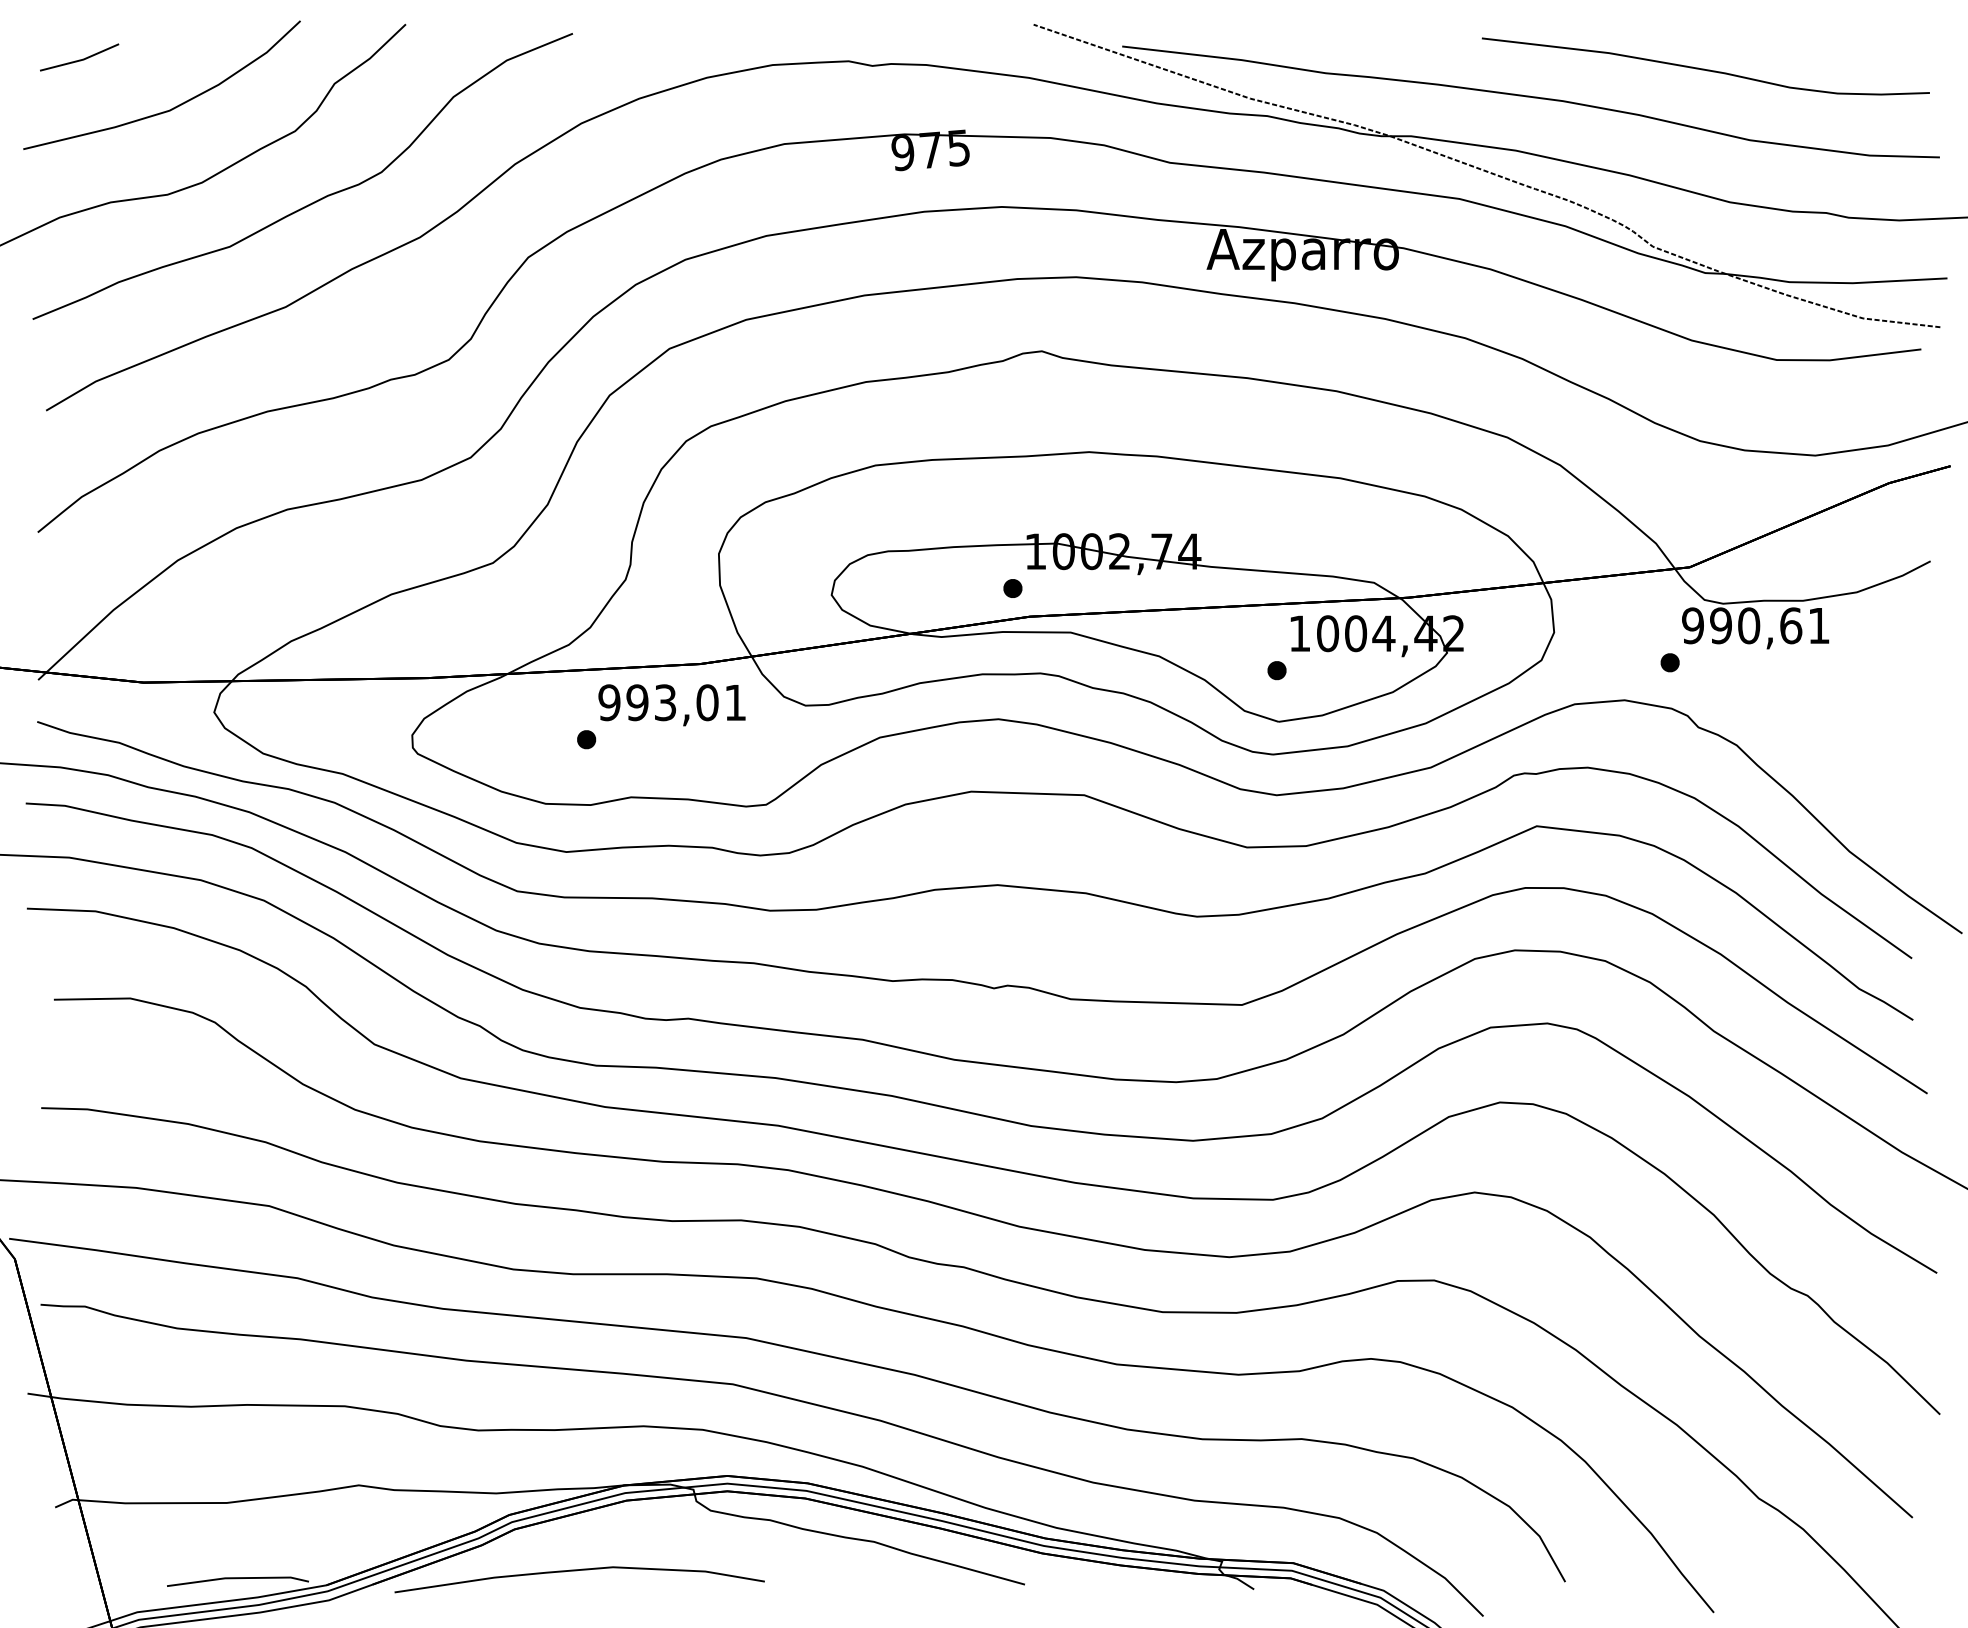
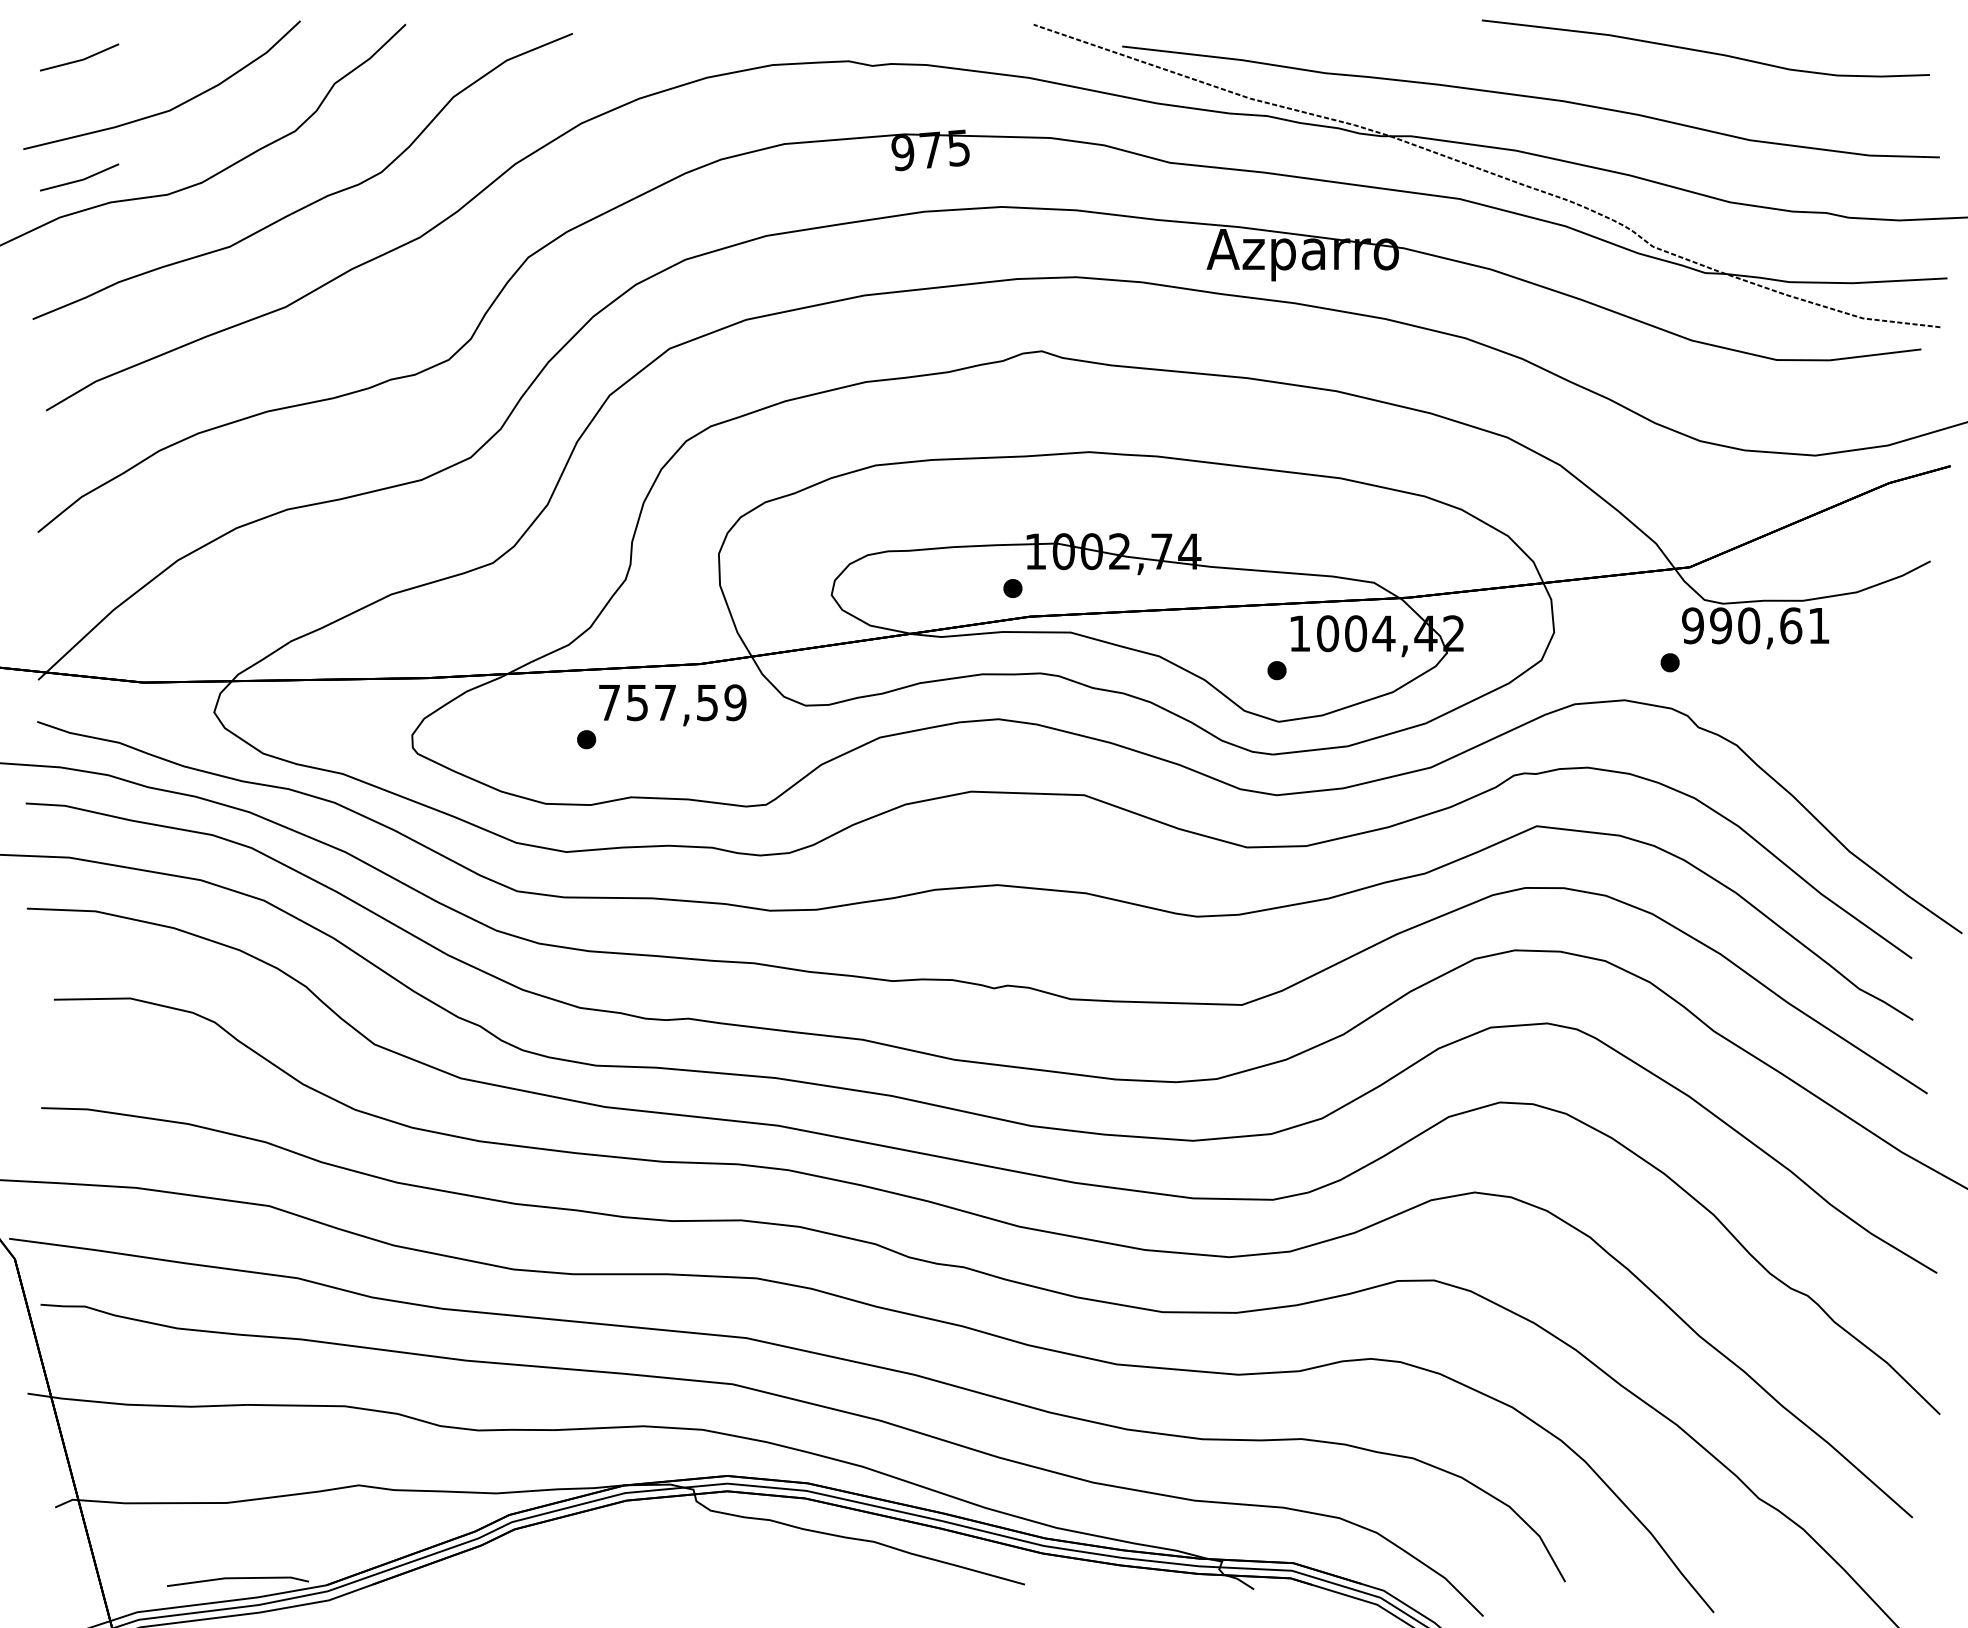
curve position: (1704, 68) -> (1704, 50) (1704, 50)
line: none -> present (79, 179)
text: 993,01 -> 757,59 (672, 702)
curve: present -> none (577, 1571)
